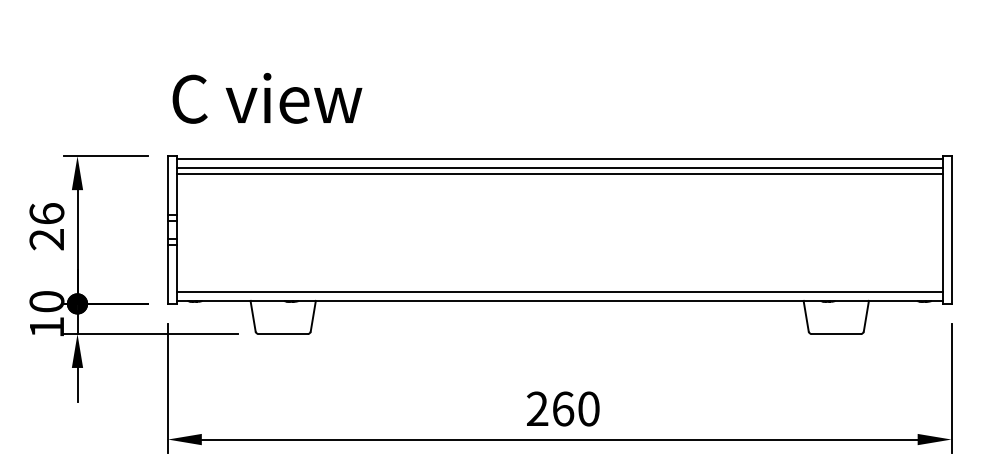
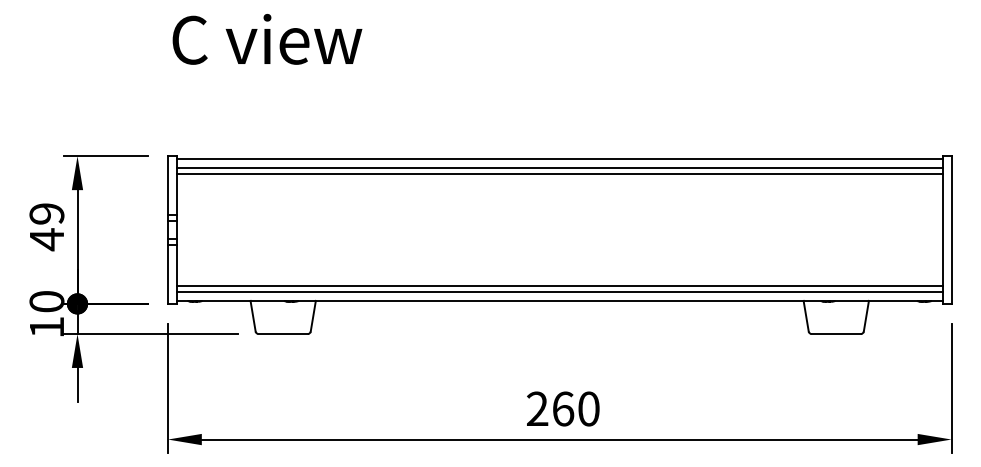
text position: (267, 98) -> (267, 39) (267, 39)
text: 26 -> 49 (46, 227)
line: none -> present (559, 285)
